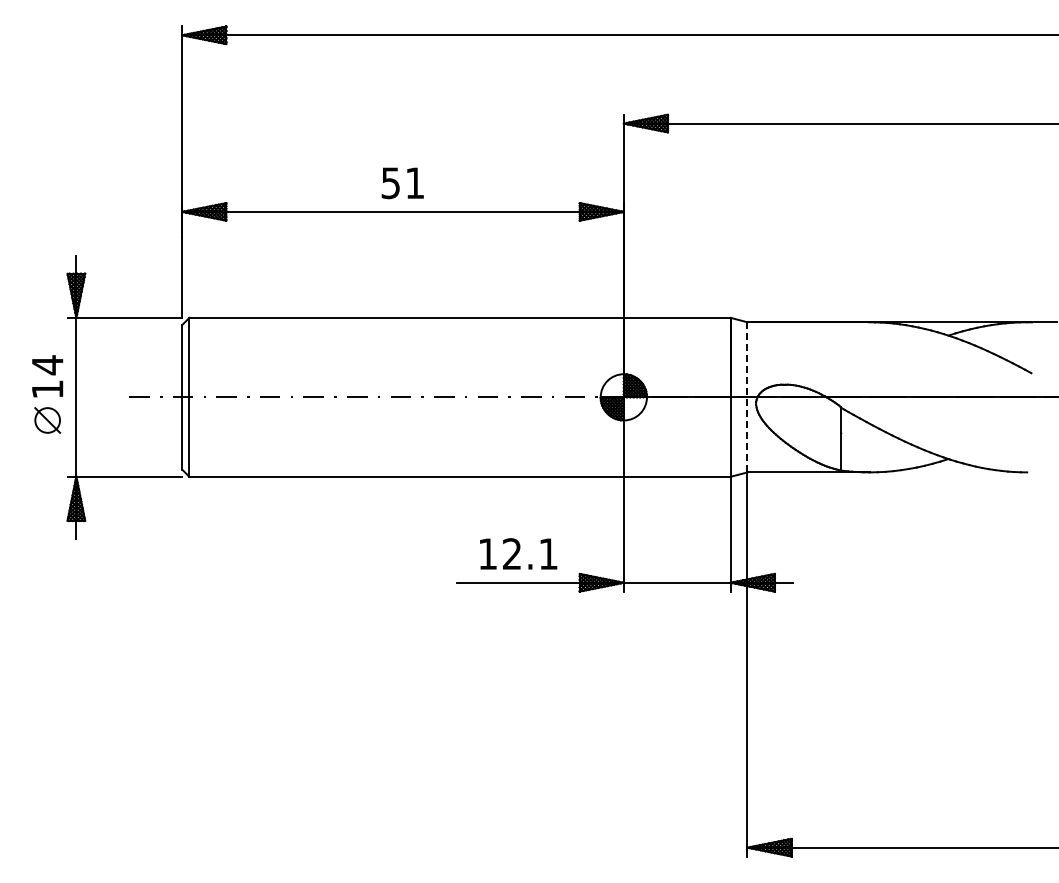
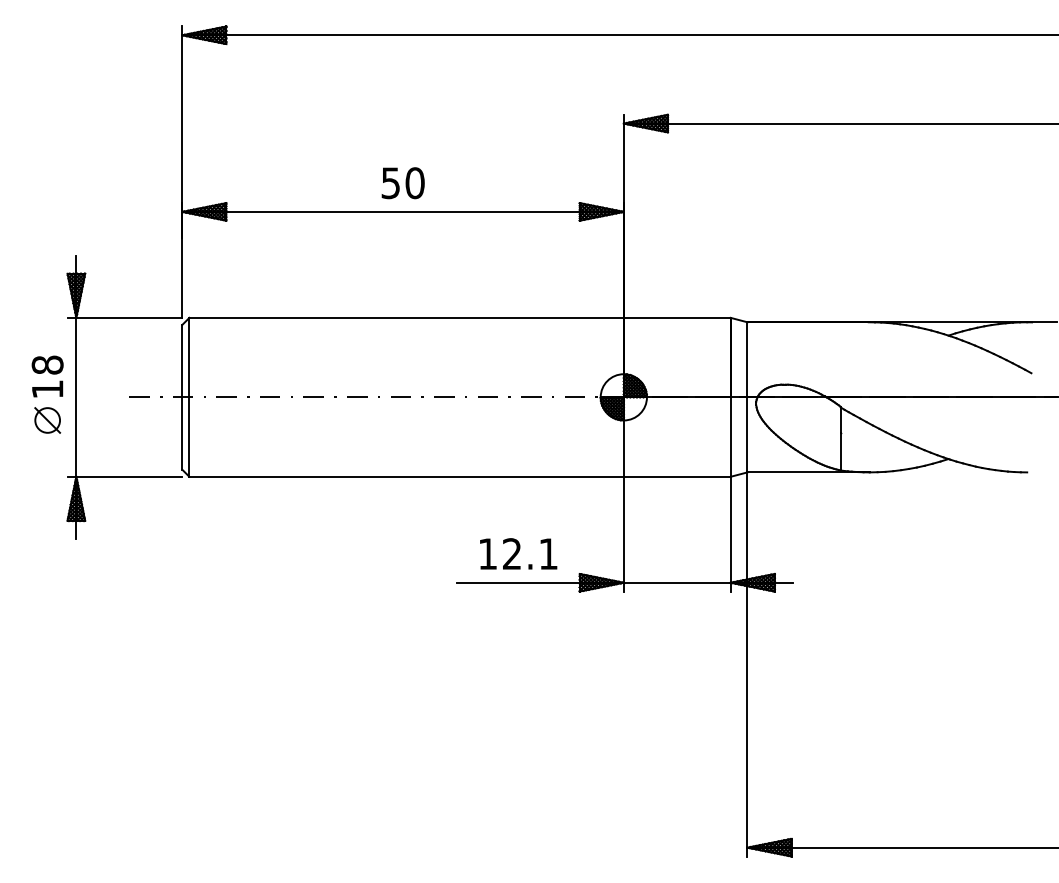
text: 51 -> 50 (414, 183)
text: 14 -> 18 (47, 365)
line: dashed -> solid (747, 396)
